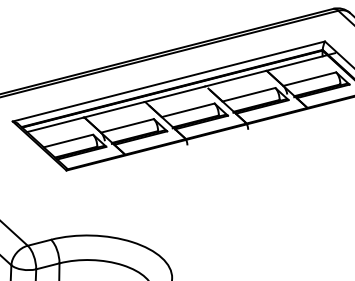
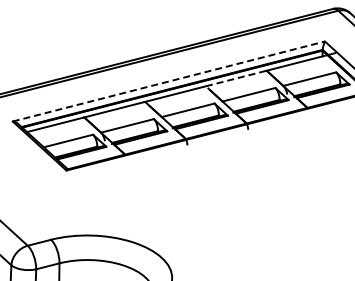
line: solid -> dashed (235, 78)
line: solid -> dashed (169, 81)
